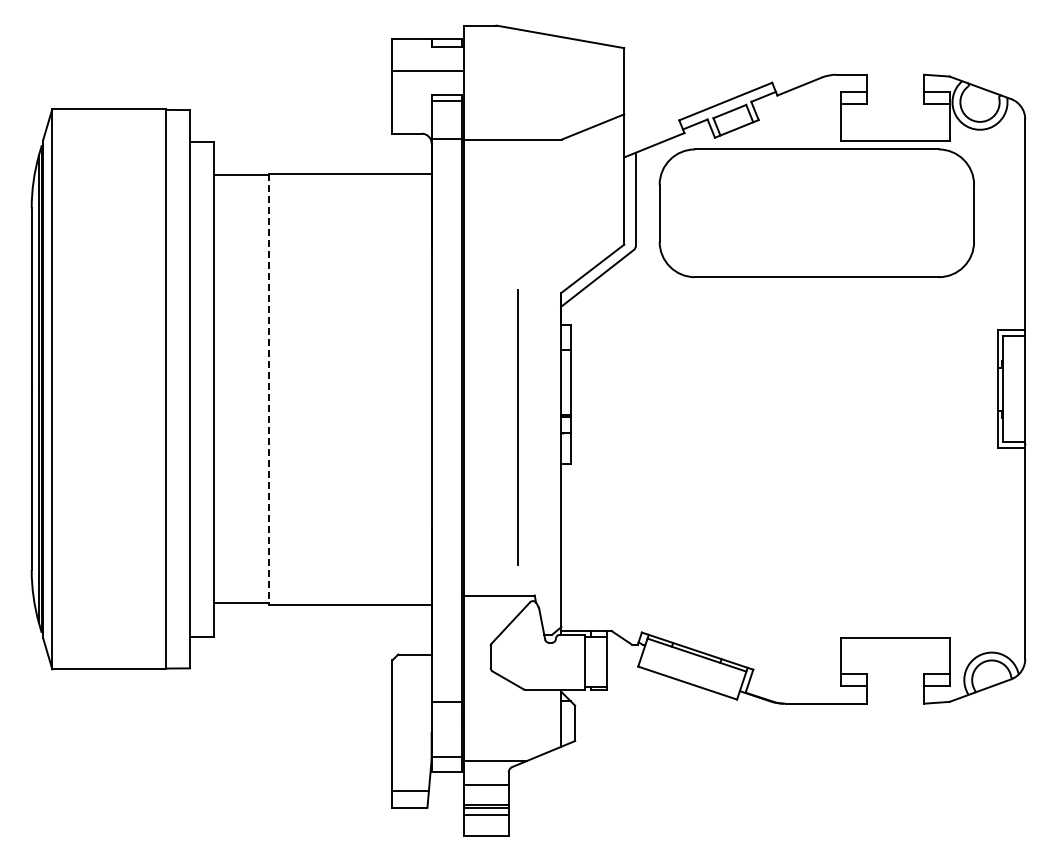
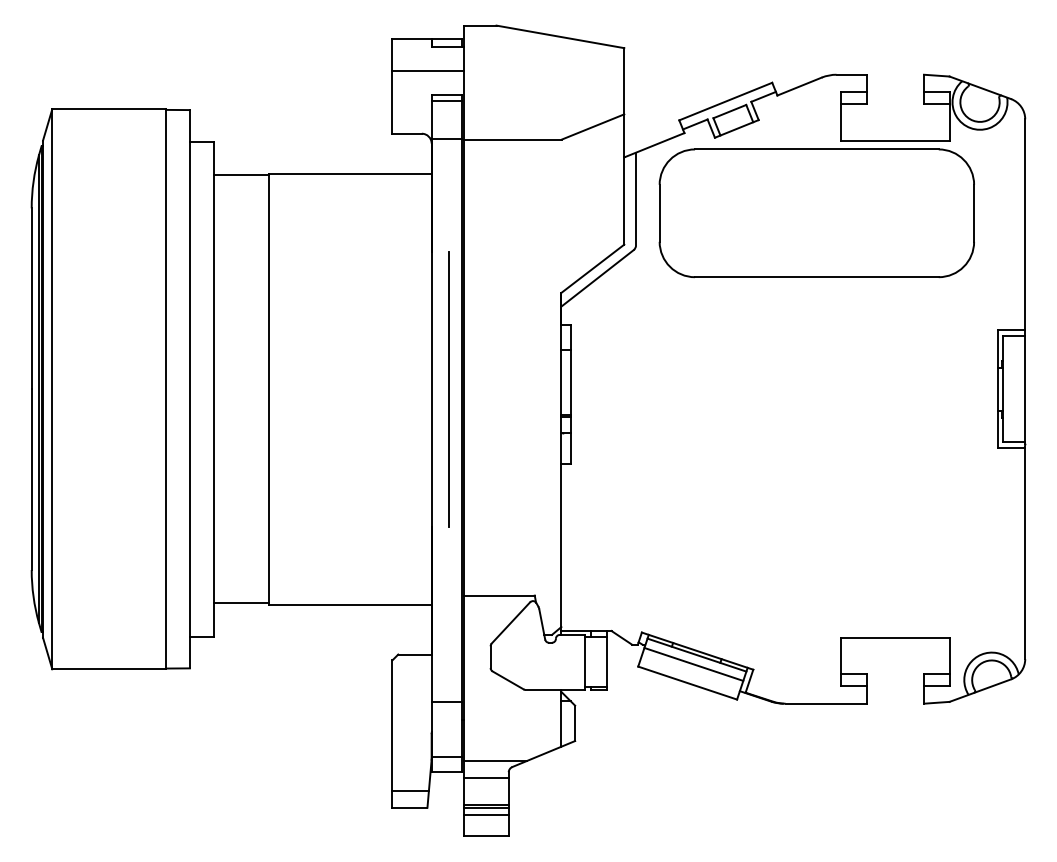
line: dashed -> solid (268, 389)
line position: (517, 427) -> (448, 389) (448, 389)
line: none -> present (693, 663)
line position: (485, 785) -> (485, 778) (485, 778)
